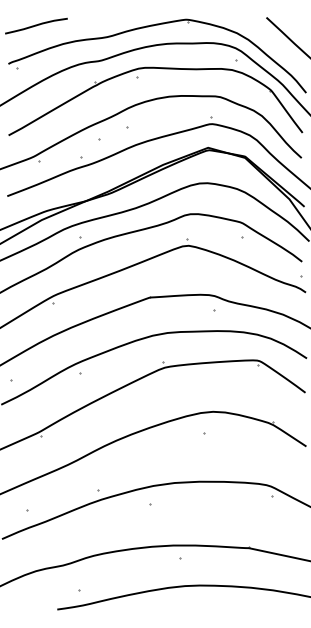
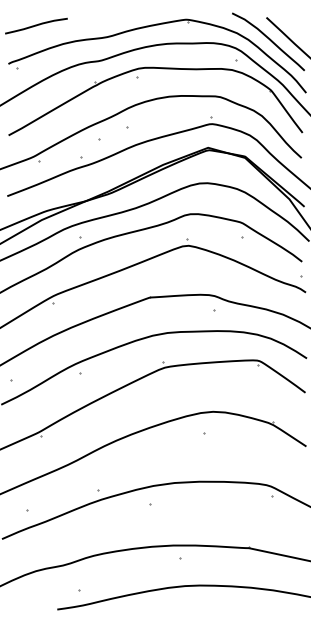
curve: none -> present (269, 40)
